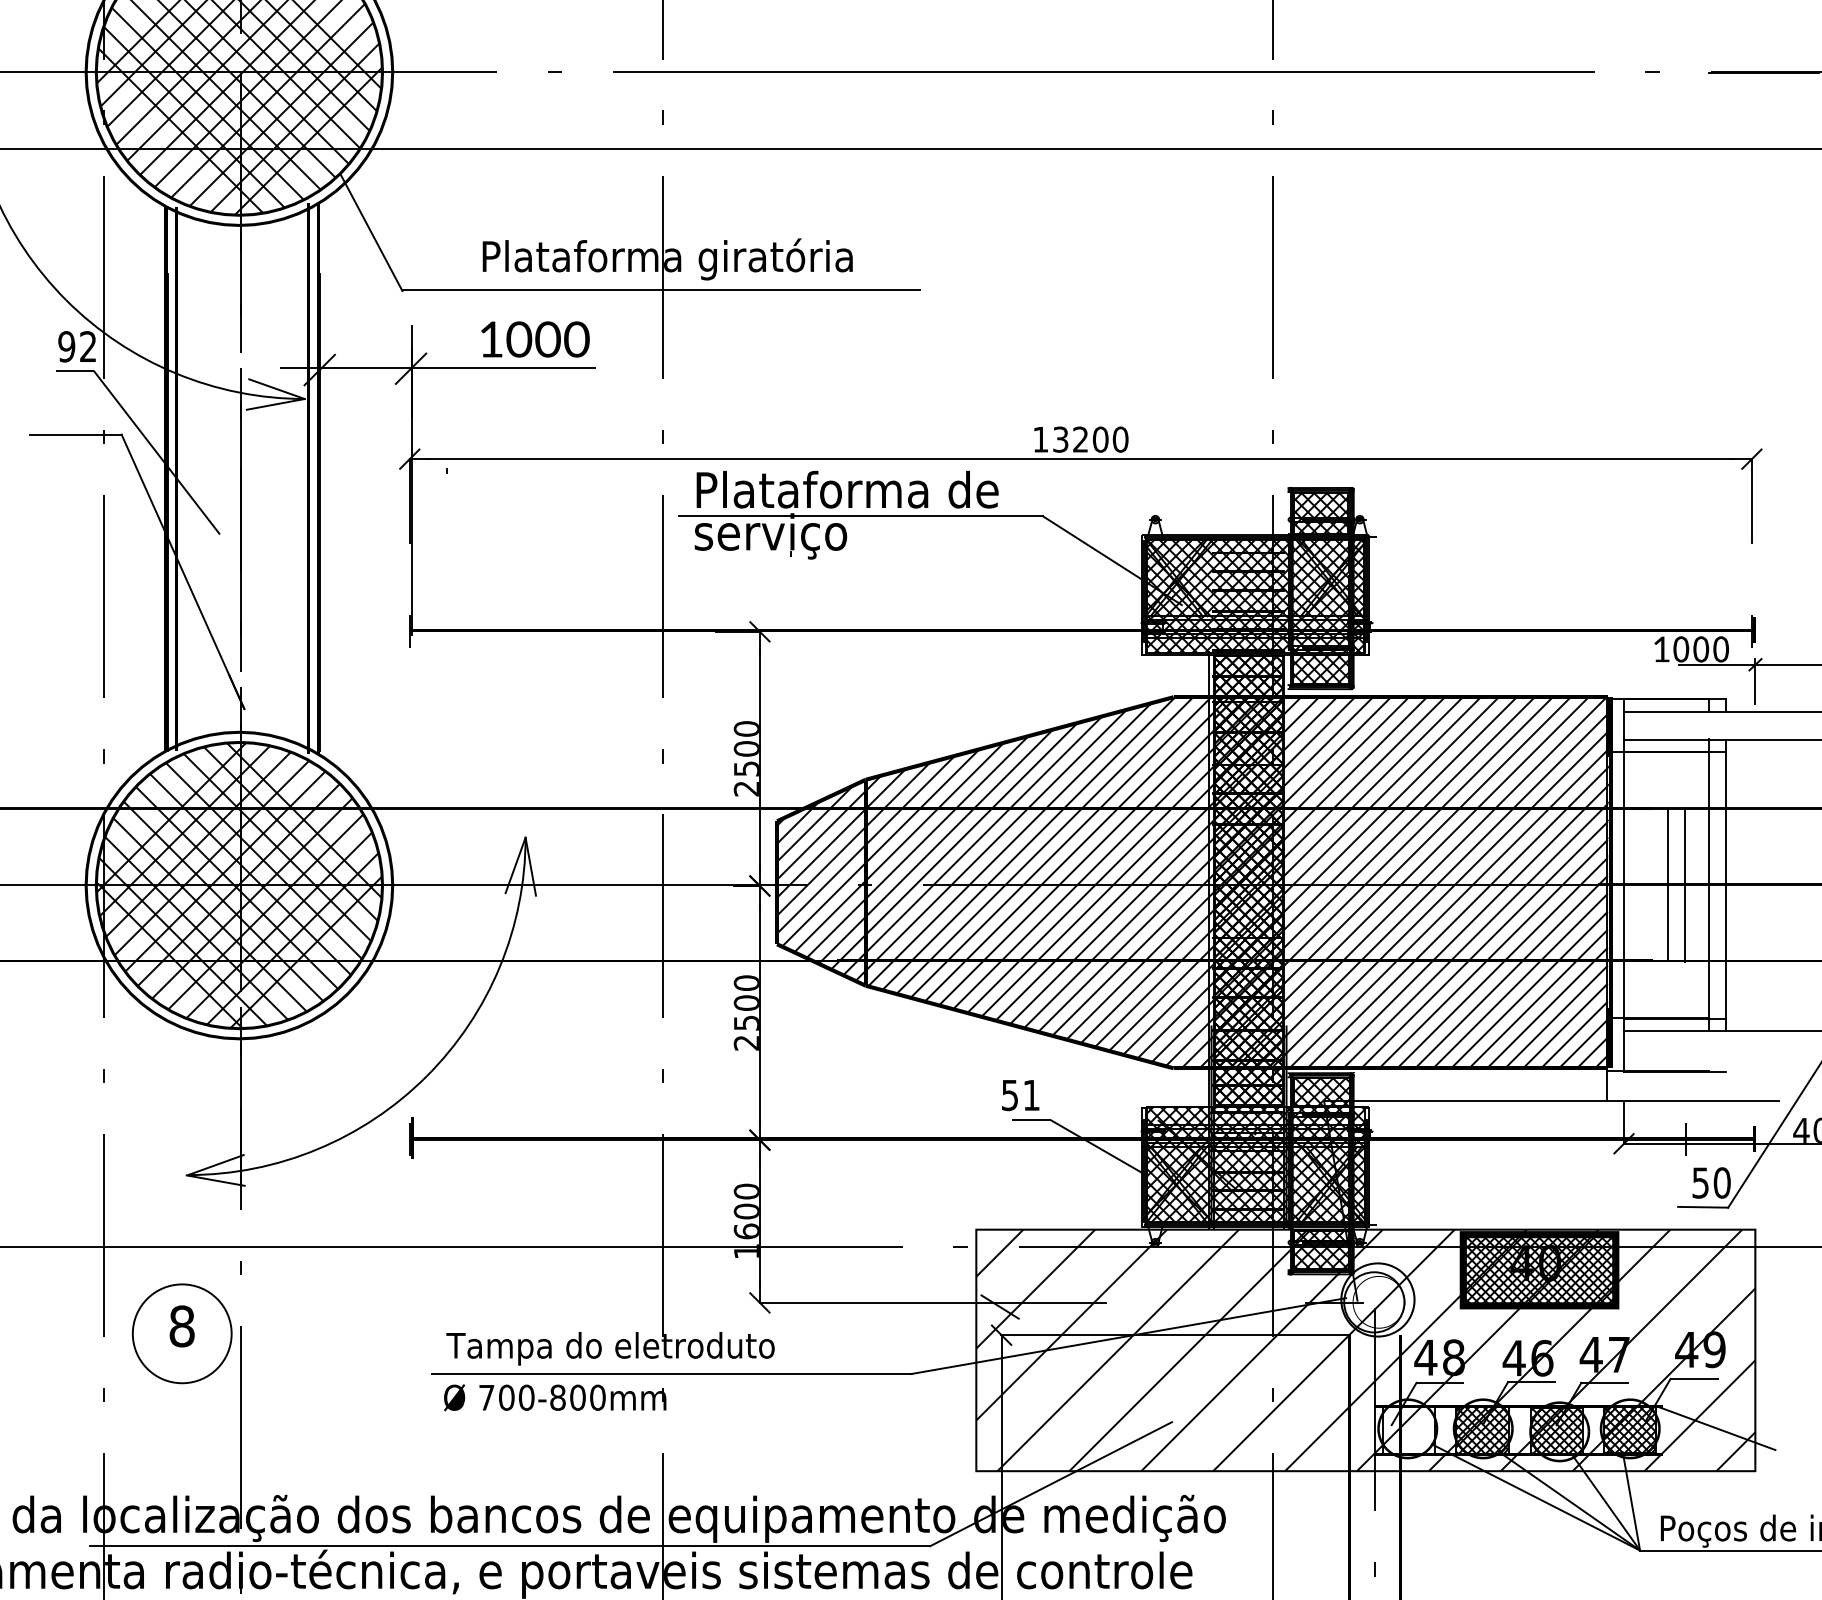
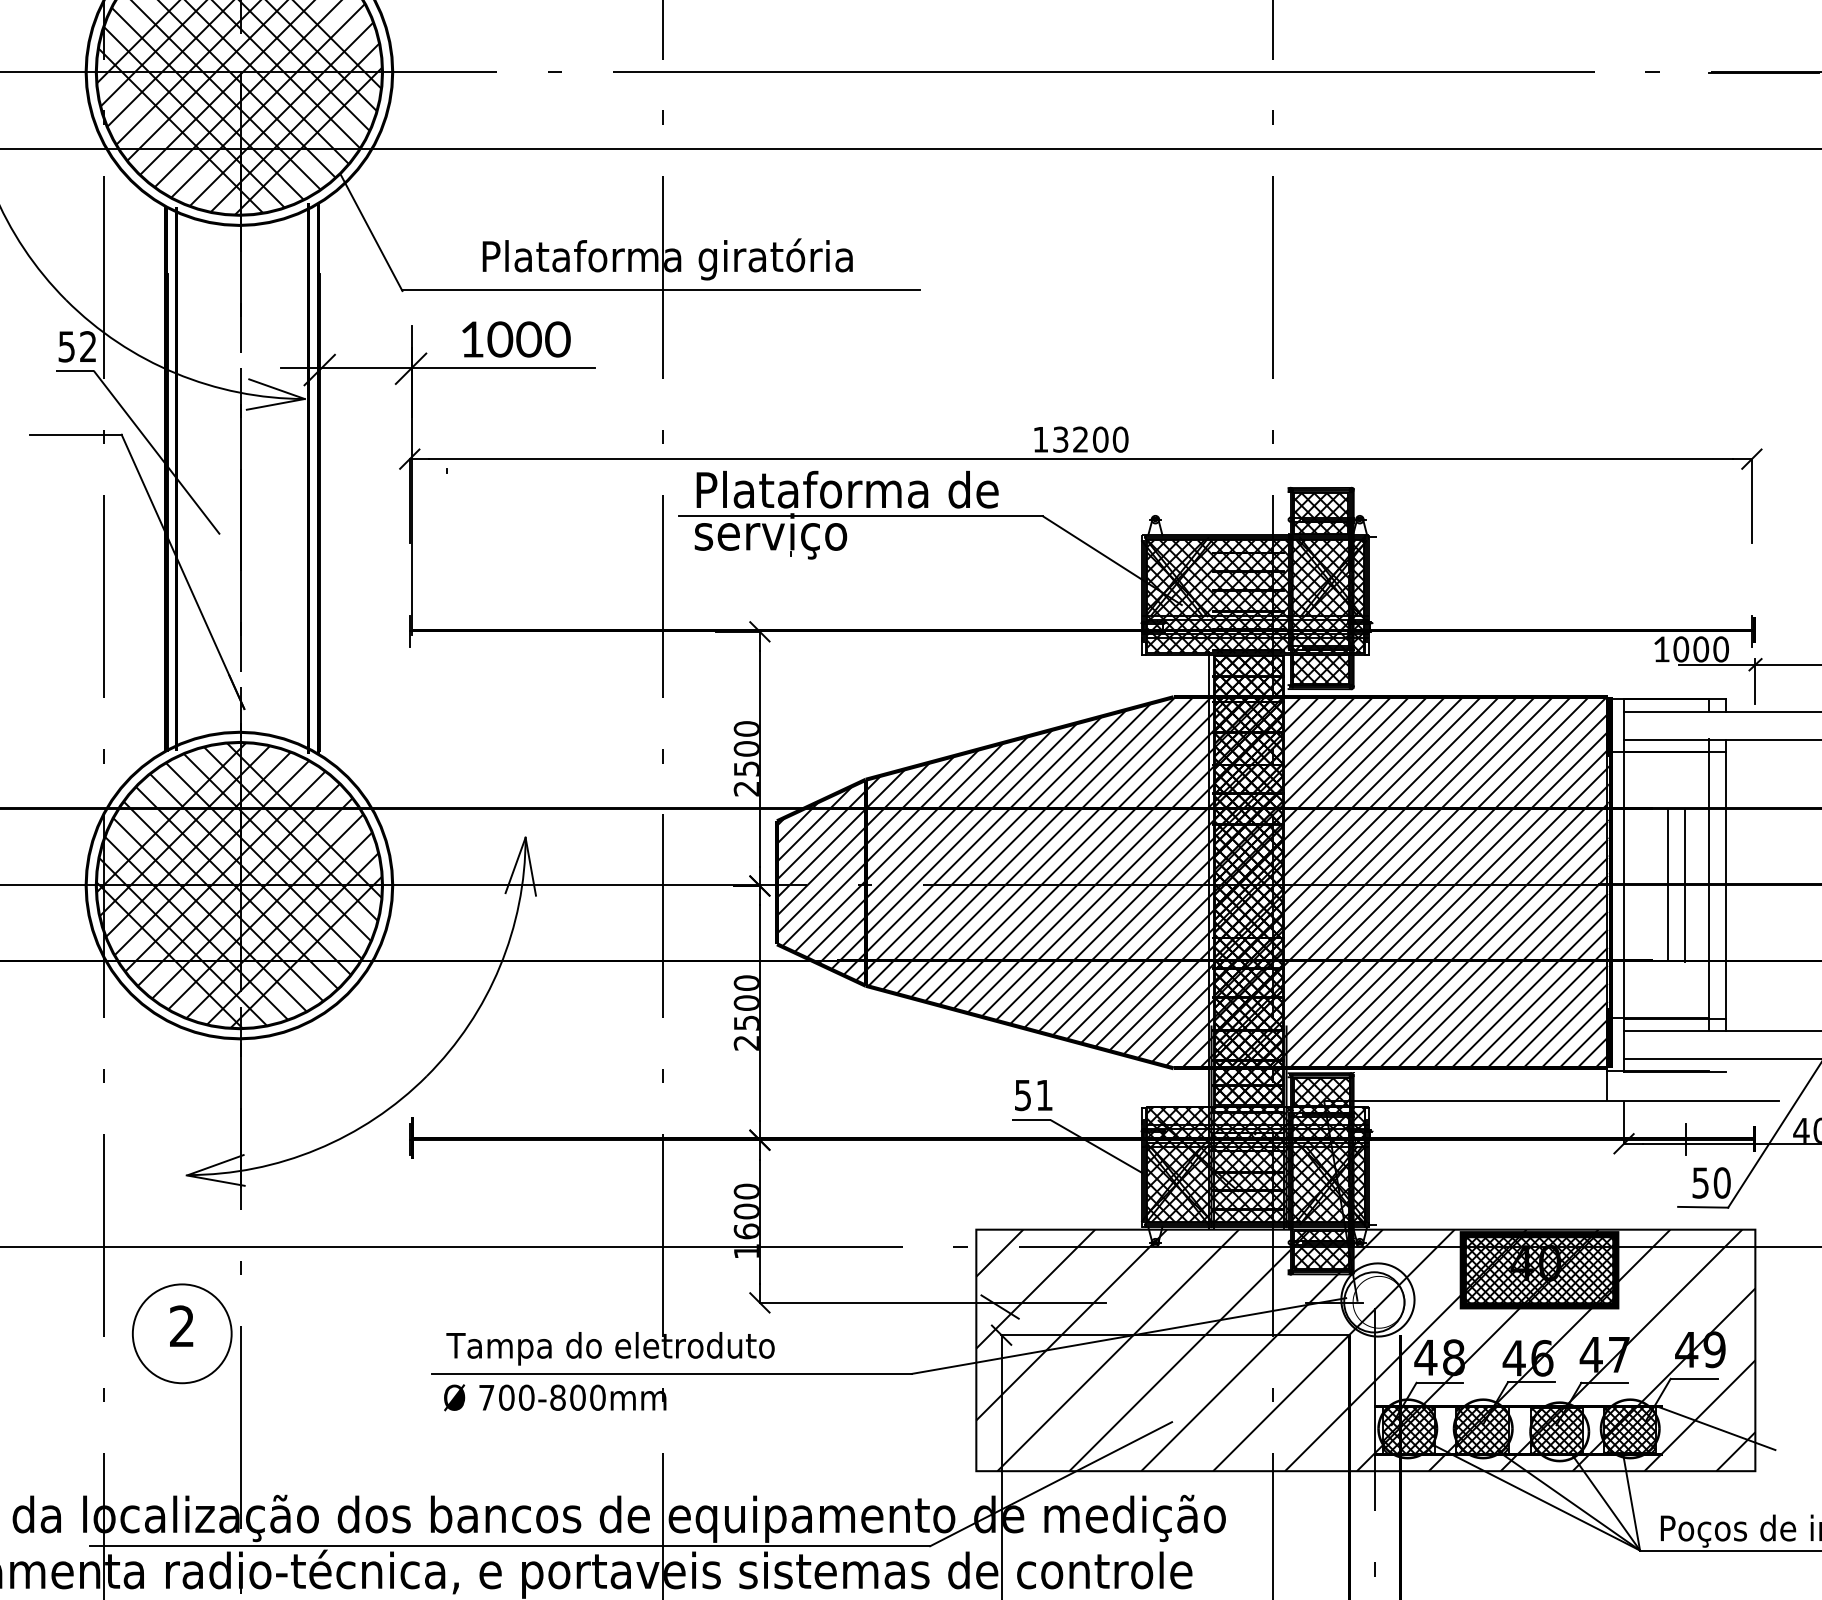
text position: (535, 339) -> (516, 339) (516, 339)
text: 92 -> 52 (66, 346)
line: none -> present (1721, 1059)
text position: (1020, 1095) -> (1033, 1095) (1033, 1095)
text: 8 -> 2 (181, 1326)
hatch: none -> present (1408, 1430)
